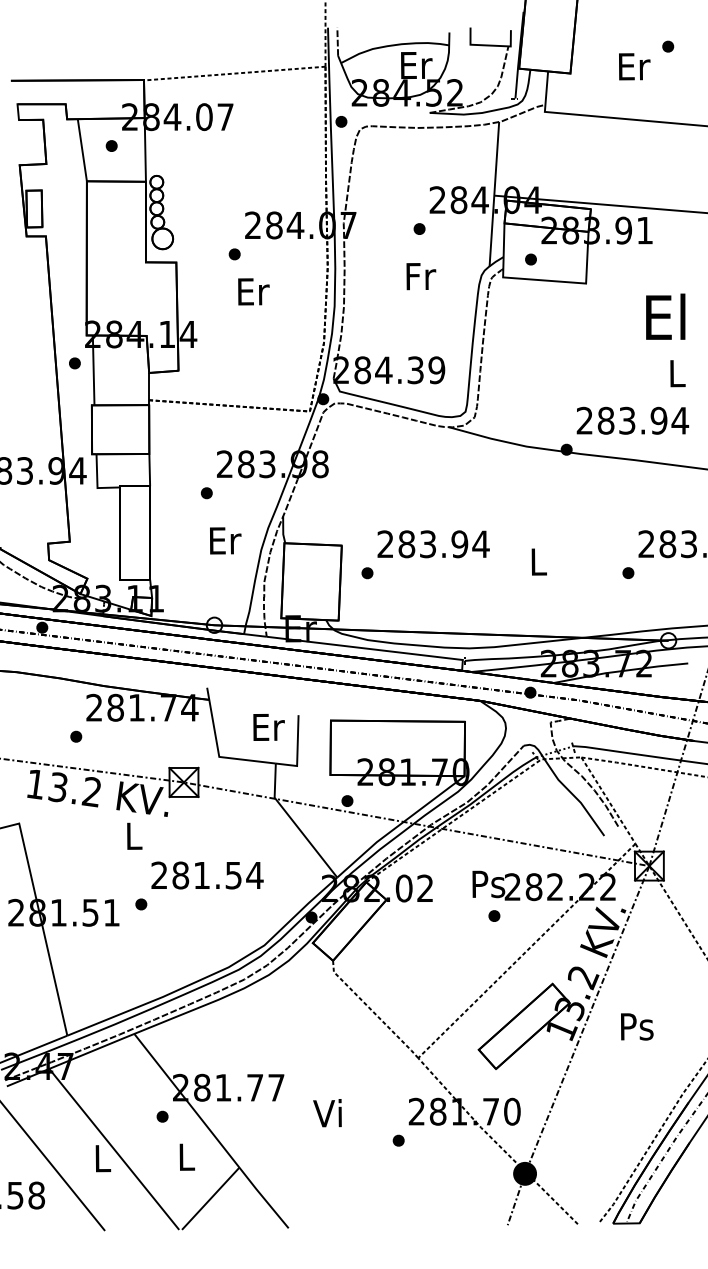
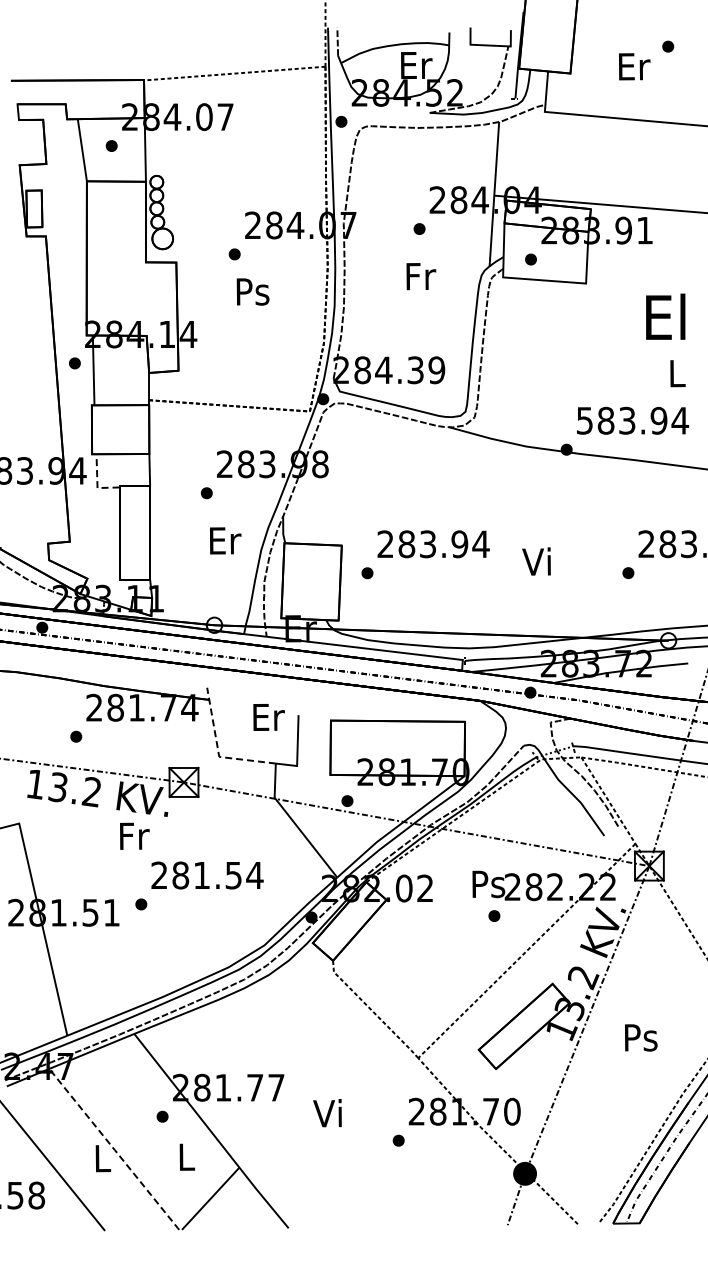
text: Er -> Ps (252, 291)
text: 283.94 -> 583.94 (584, 420)
line: solid -> dashed (97, 483)
text: L -> Vi (536, 561)
text position: (268, 727) -> (268, 717) (268, 717)
line: solid -> dashed (218, 750)
text: L -> Fr (134, 835)
text position: (637, 1026) -> (641, 1037) (641, 1037)
line: solid -> dashed (114, 1150)
